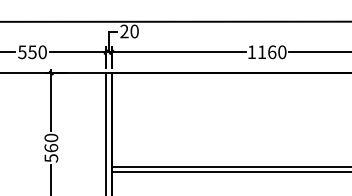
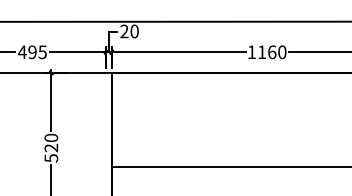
text: 550 -> 495 (31, 52)
line: present -> none (106, 132)
text: 560 -> 520 (51, 147)
line: present -> none (229, 172)
